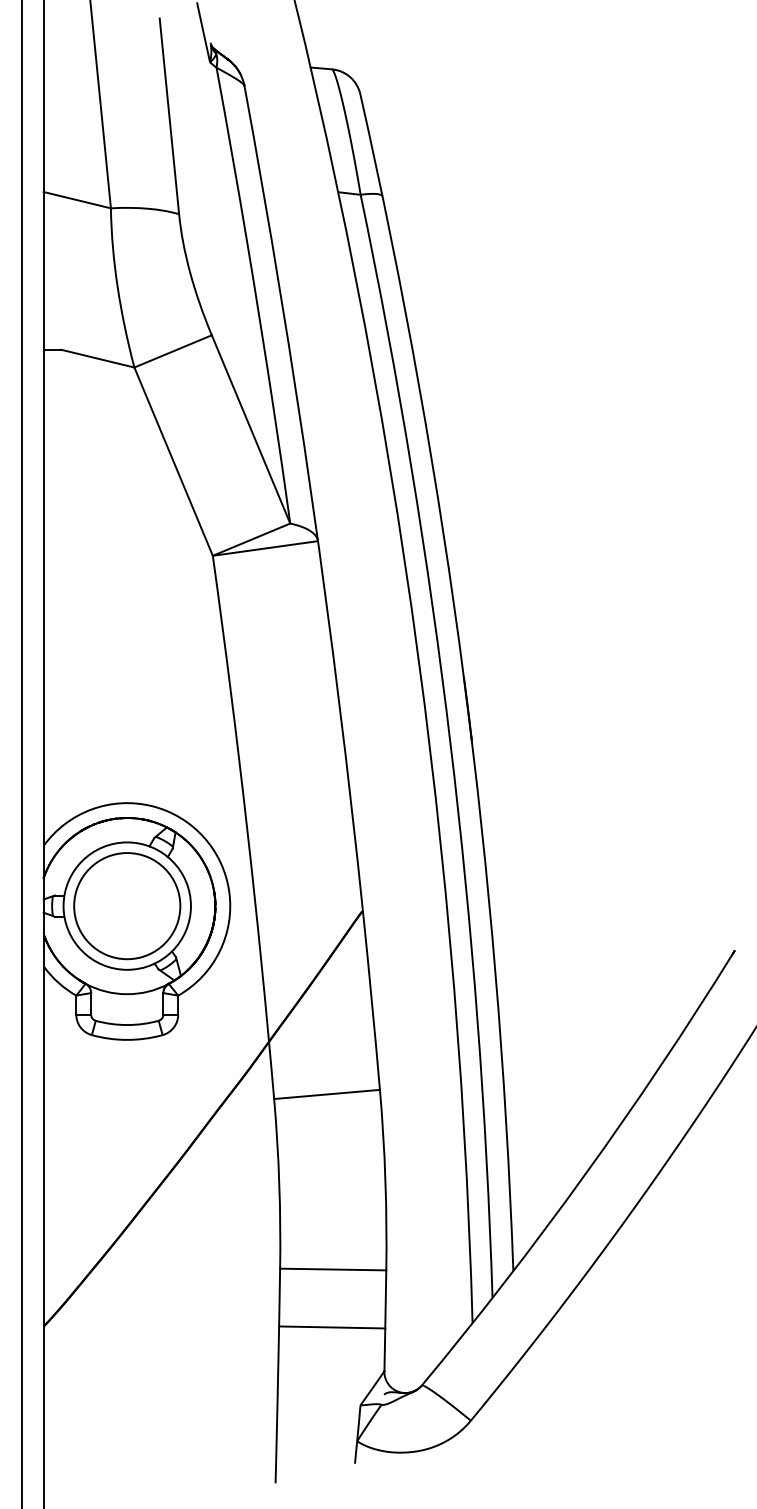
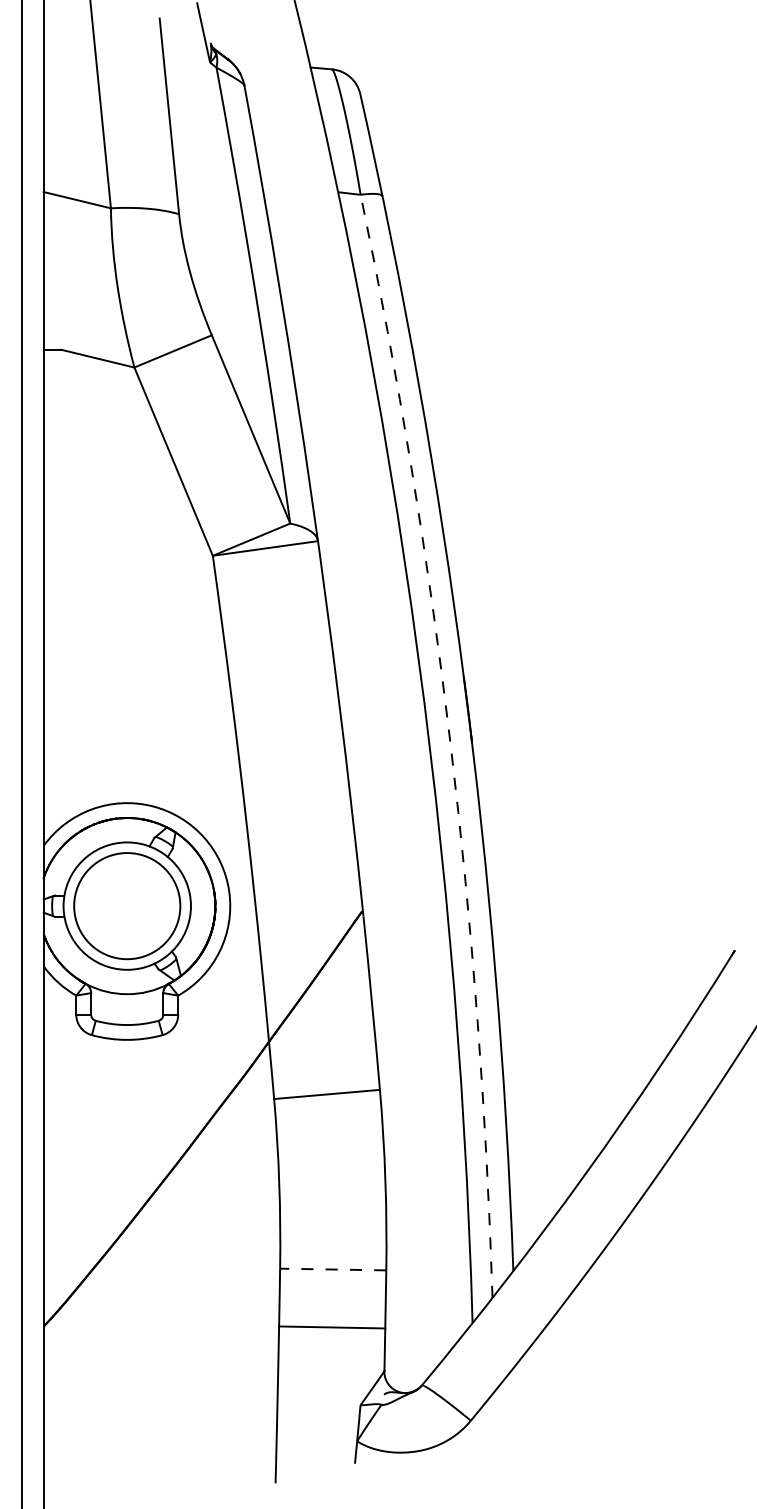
arc: solid -> dashed (450, 743)
line: solid -> dashed (332, 1269)
